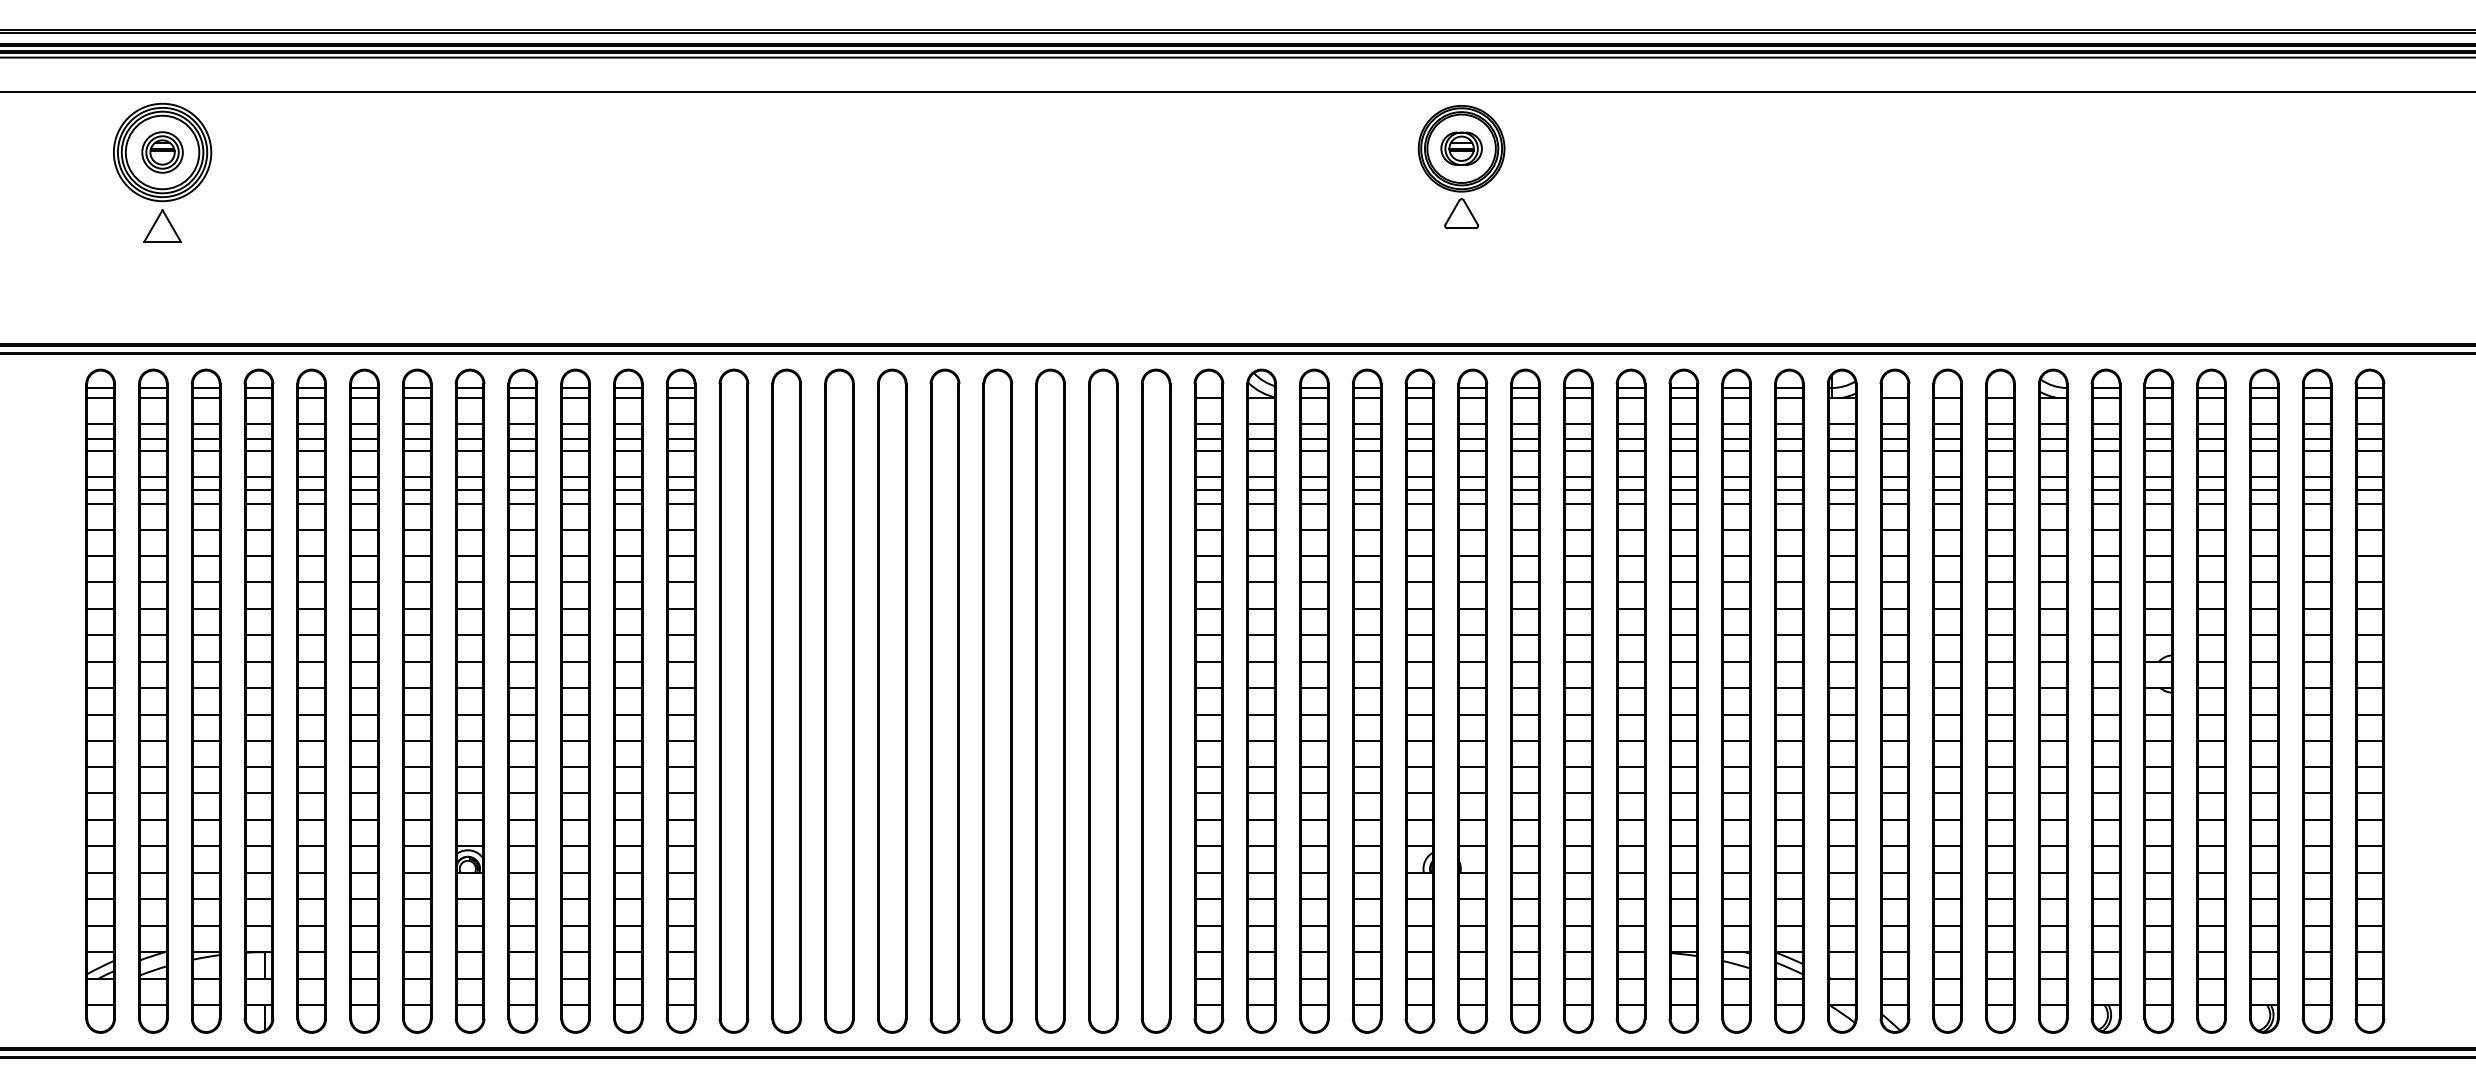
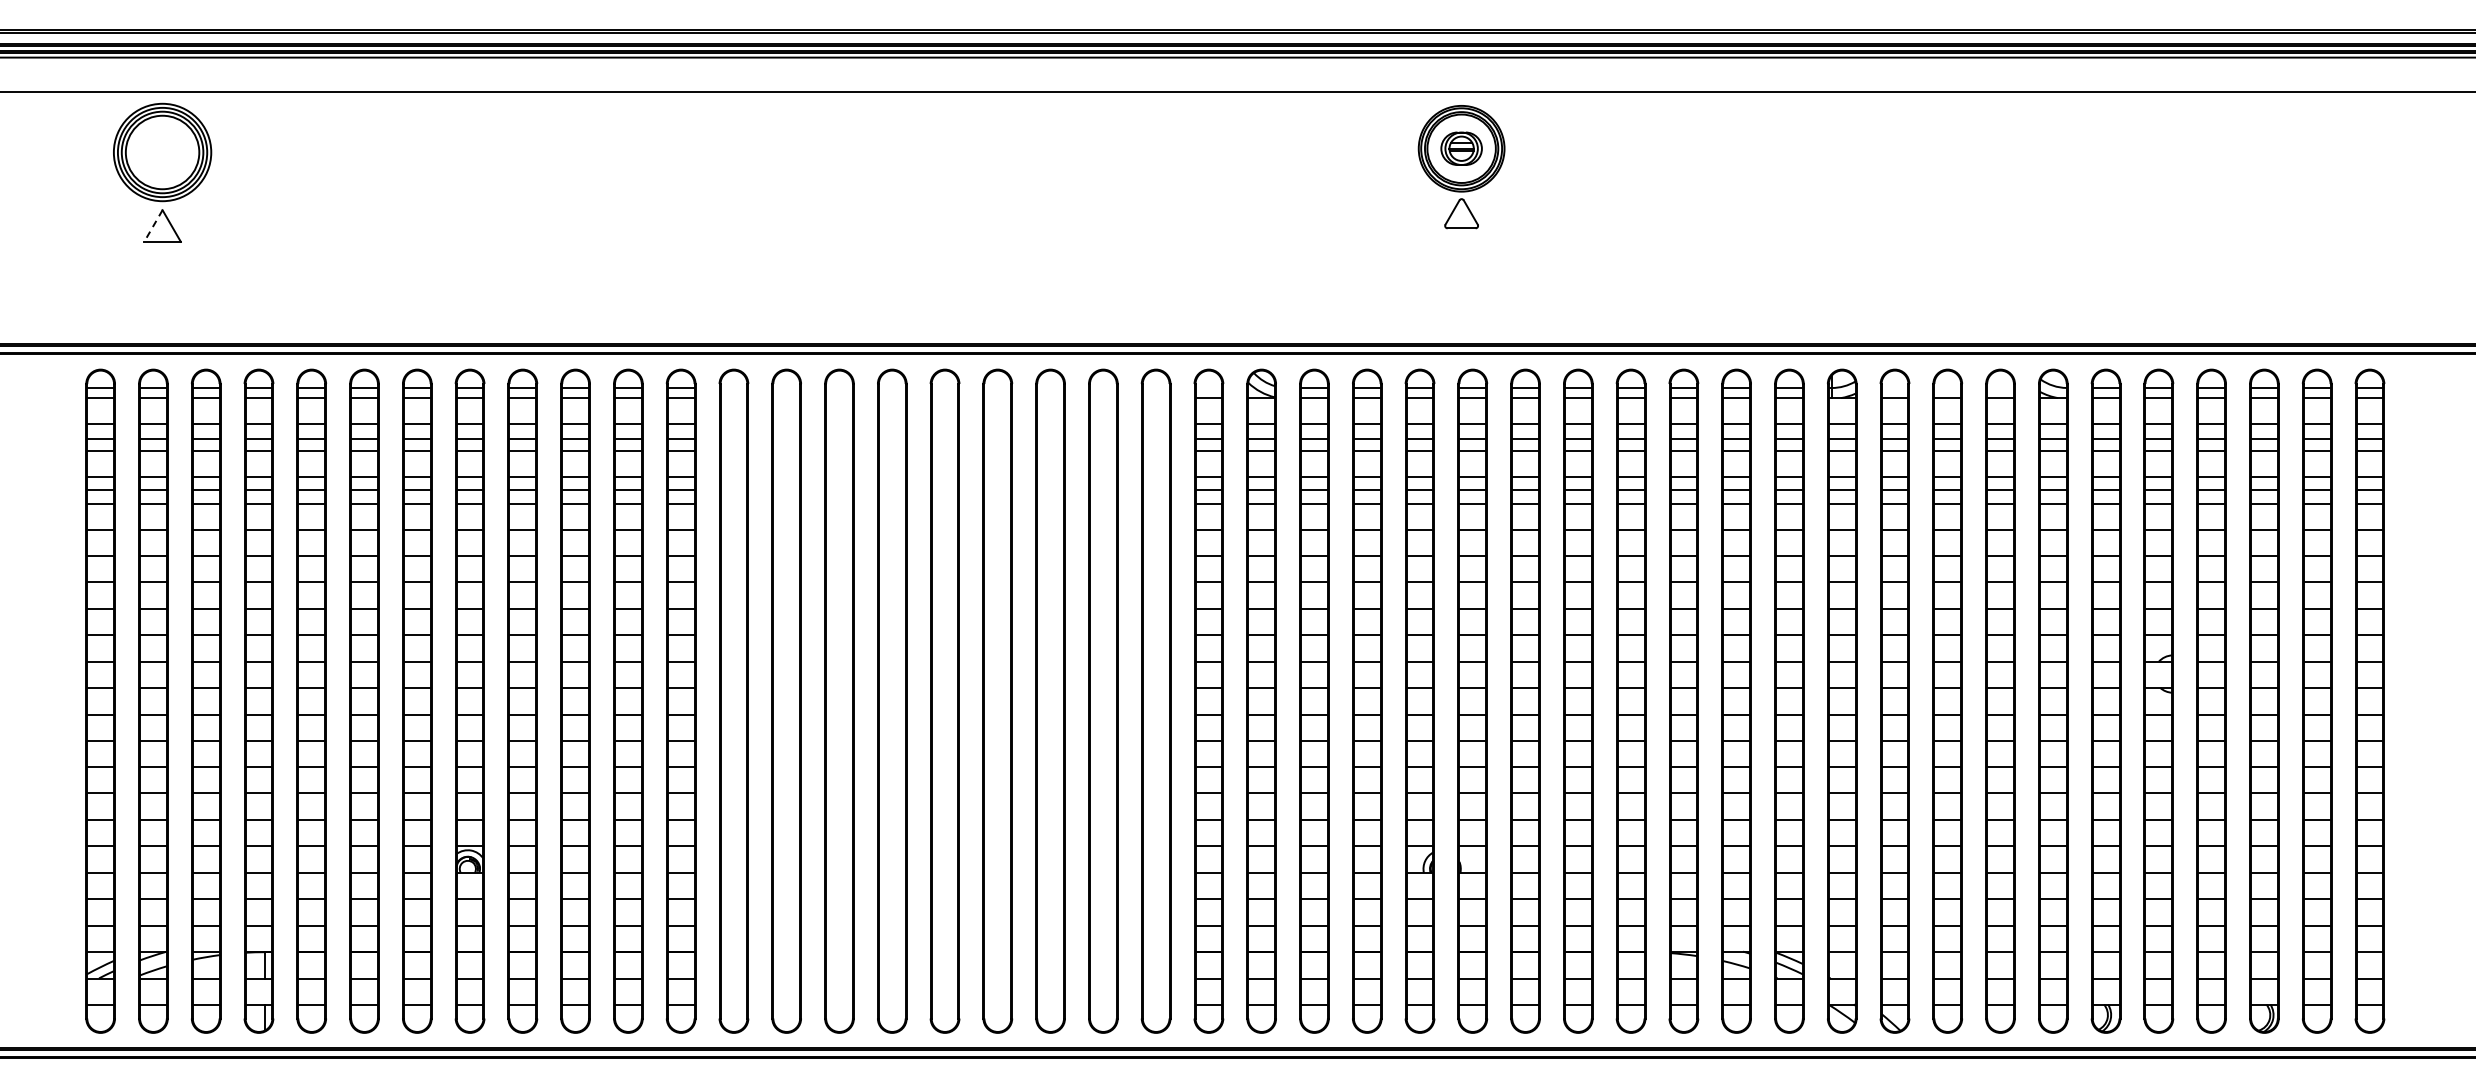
part: present -> none (162, 152)
line: solid -> dashed (153, 226)
